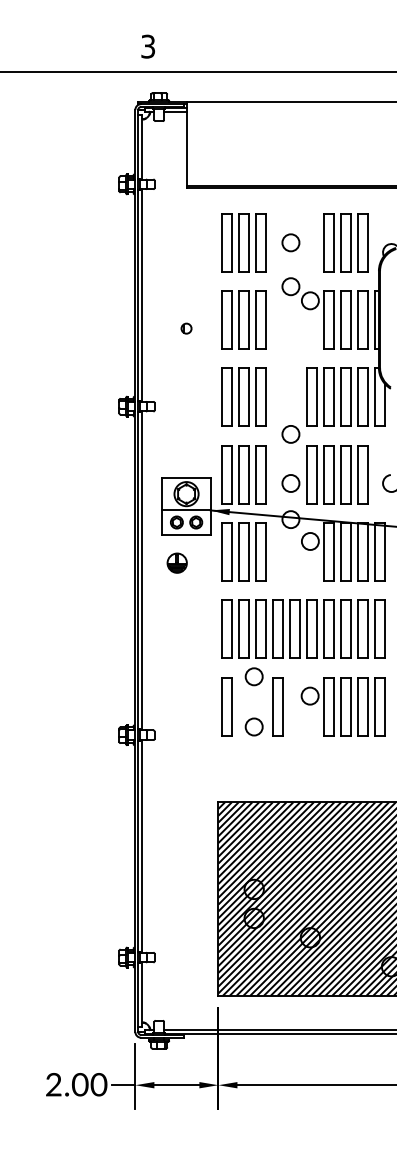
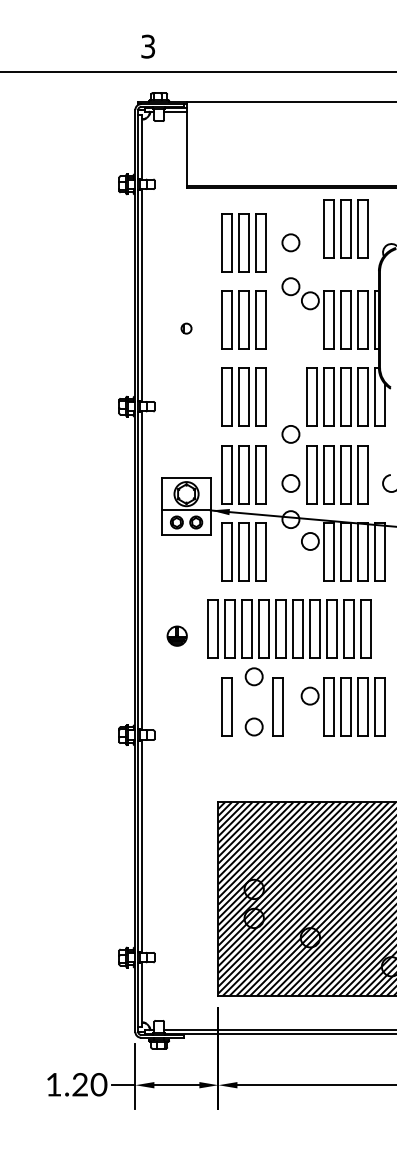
part position: (345, 242) -> (345, 228) (345, 228)
part position: (176, 562) -> (176, 635) (176, 635)
part position: (303, 628) -> (289, 628) (289, 628)
text: 2.00 -> 1.20 (67, 1084)
